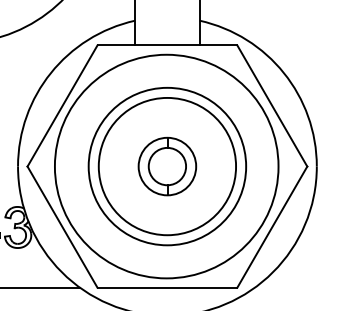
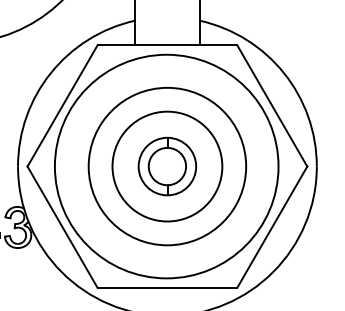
circle diameter: 137 px -> 110 px (167, 166)
line: present -> none (41, 287)
